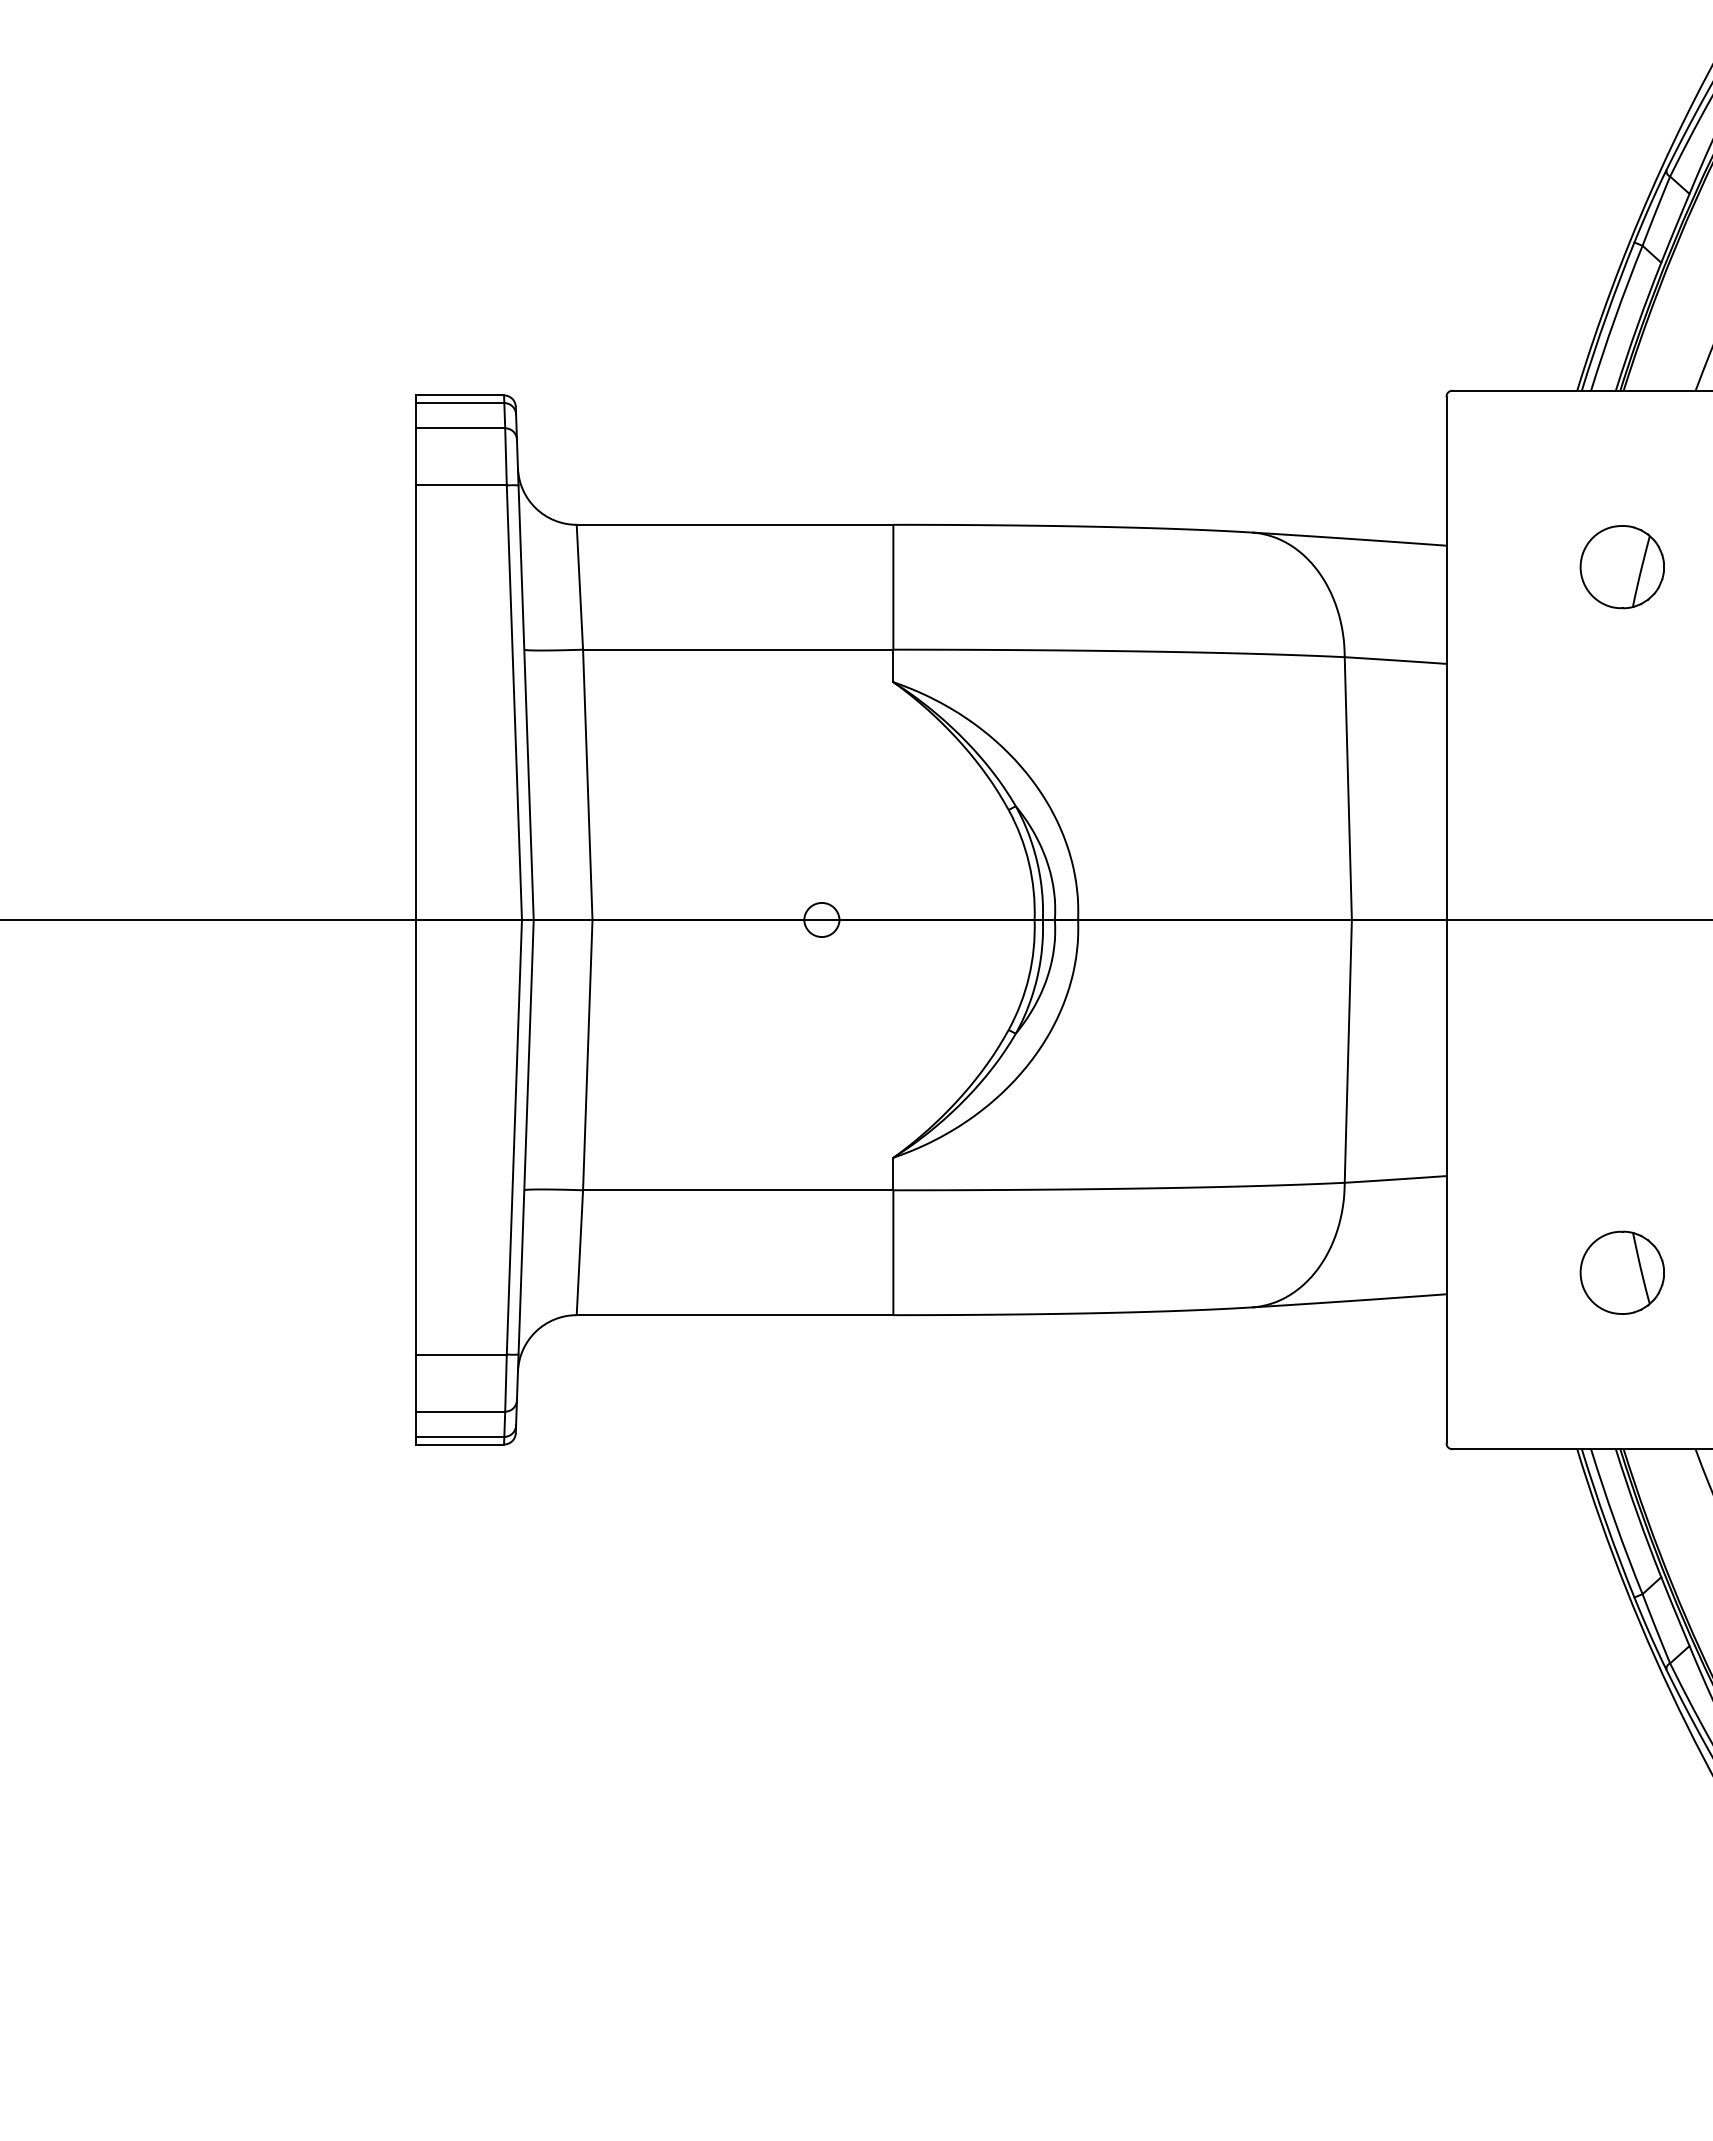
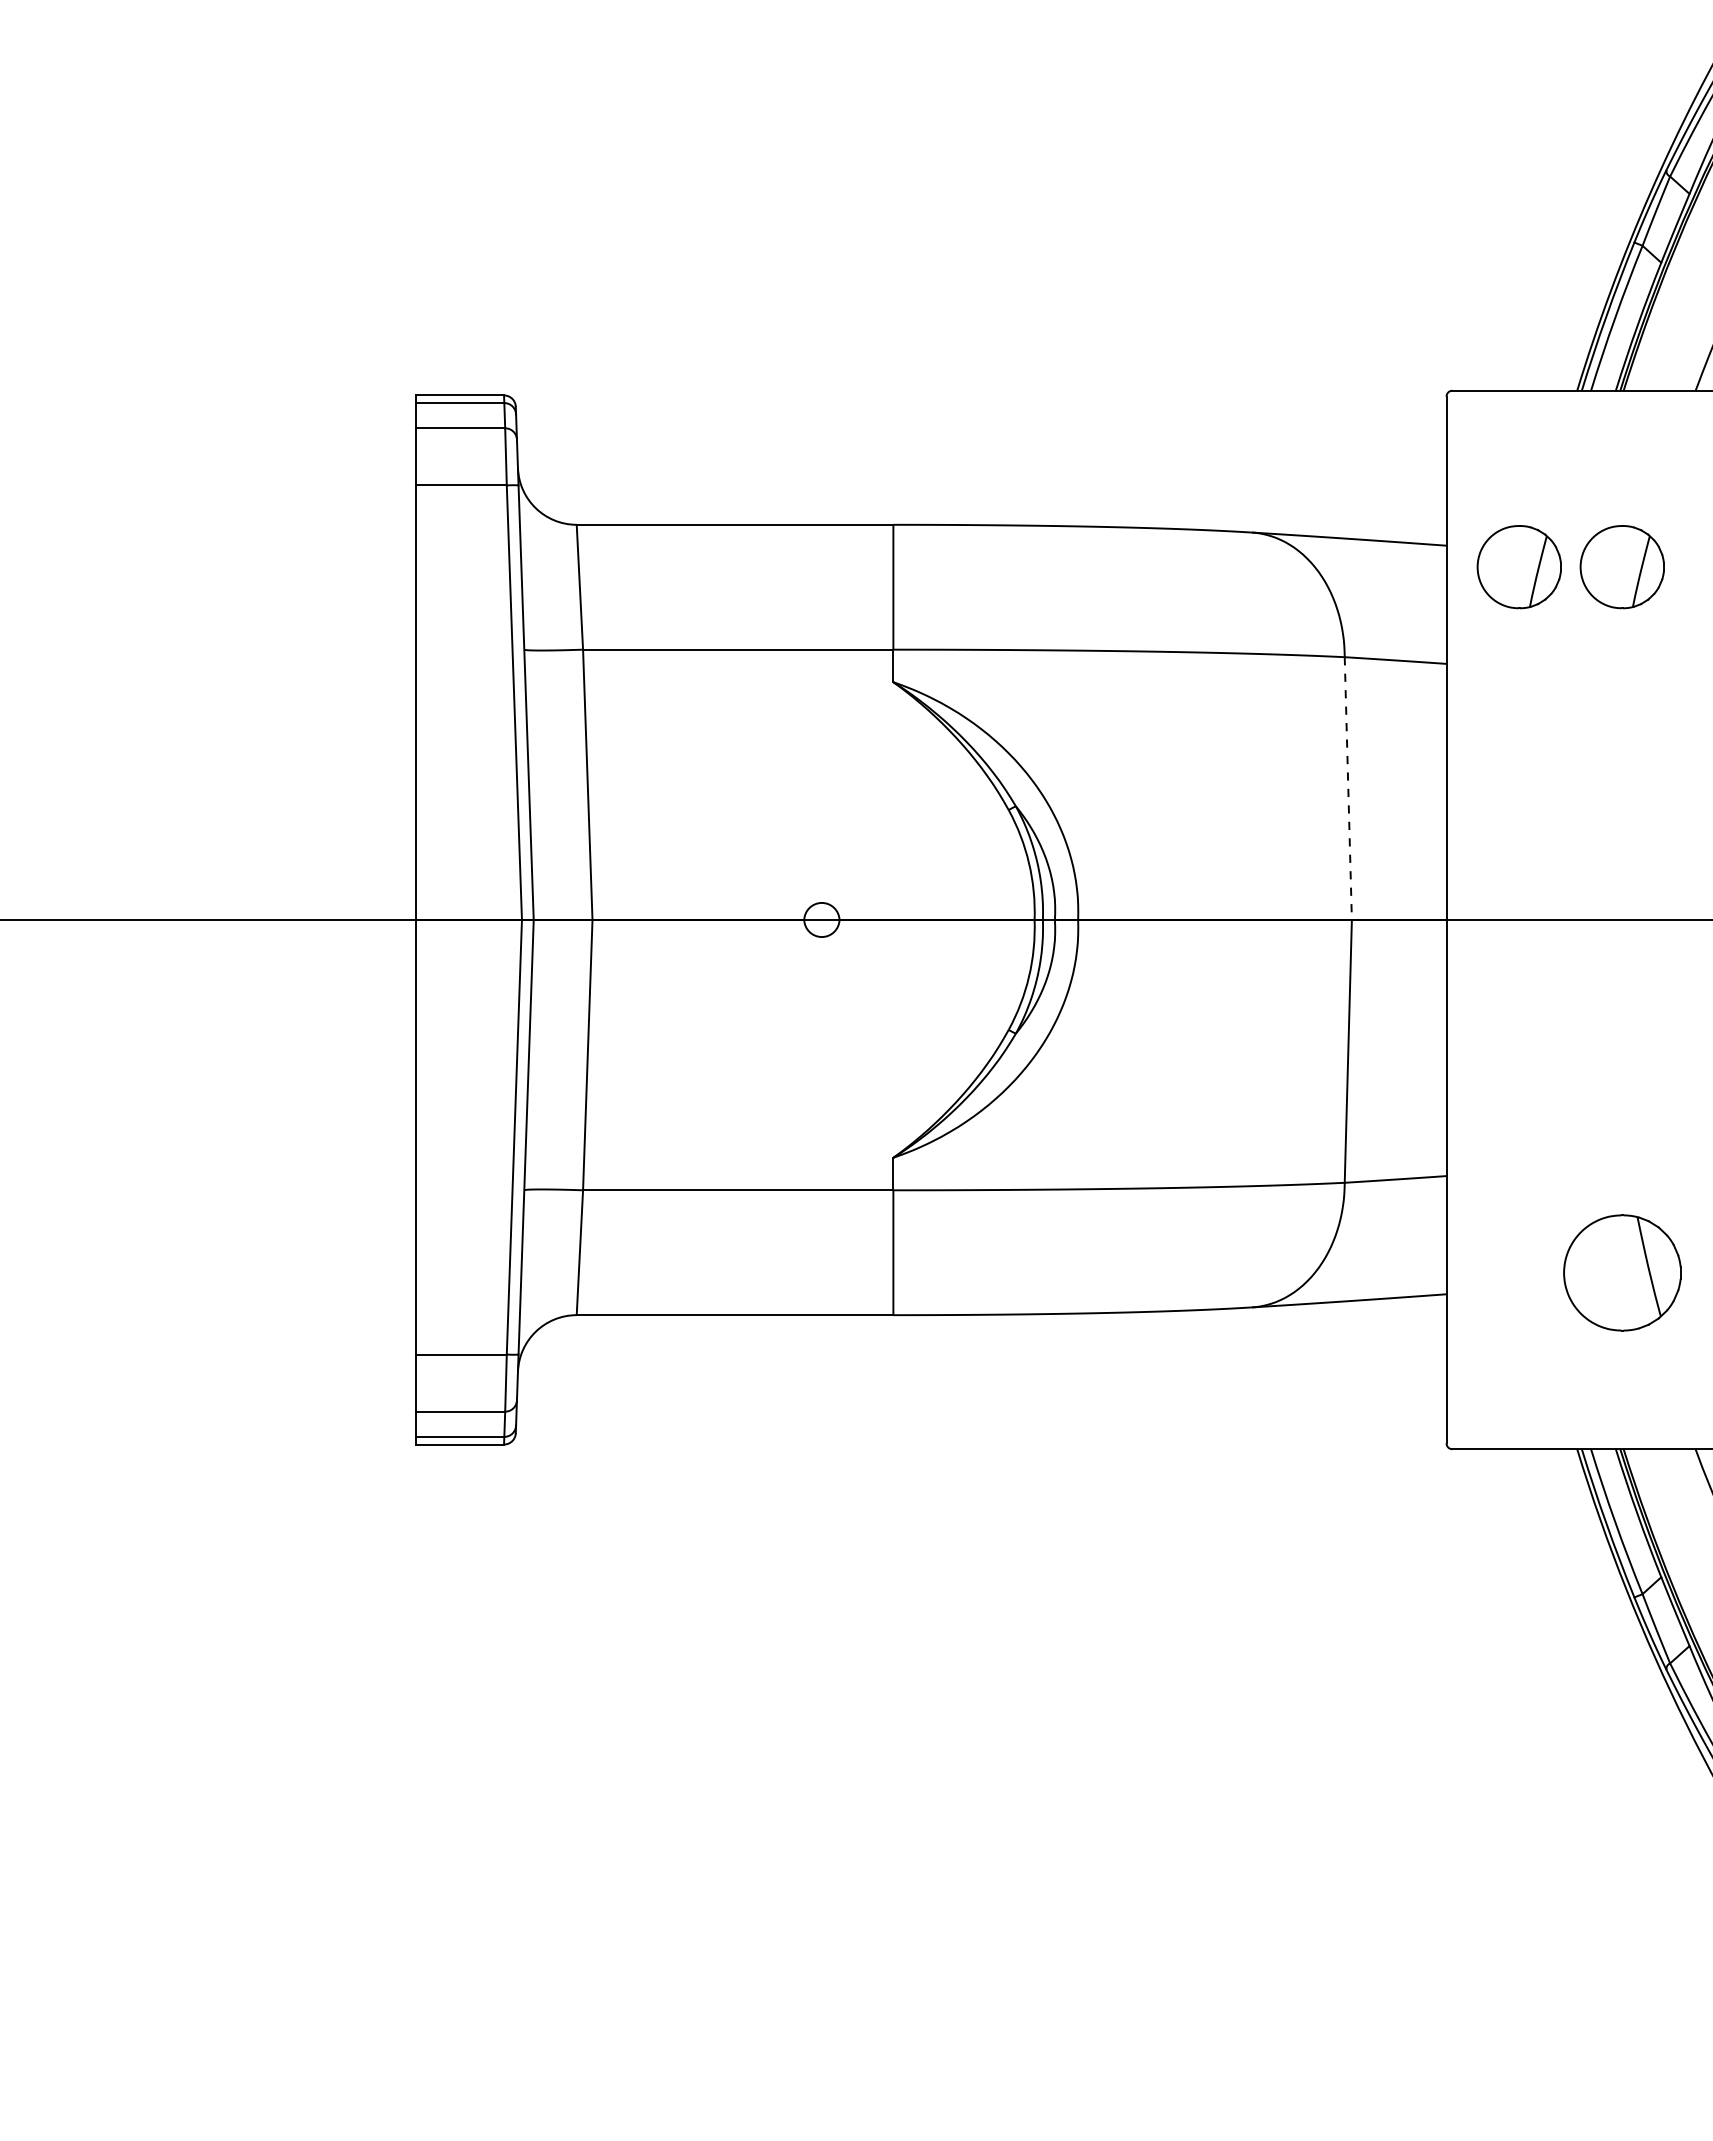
part: none -> present (1518, 567)
line: solid -> dashed (1348, 789)
part size: 86x85 px -> 119x118 px (1622, 1272)
